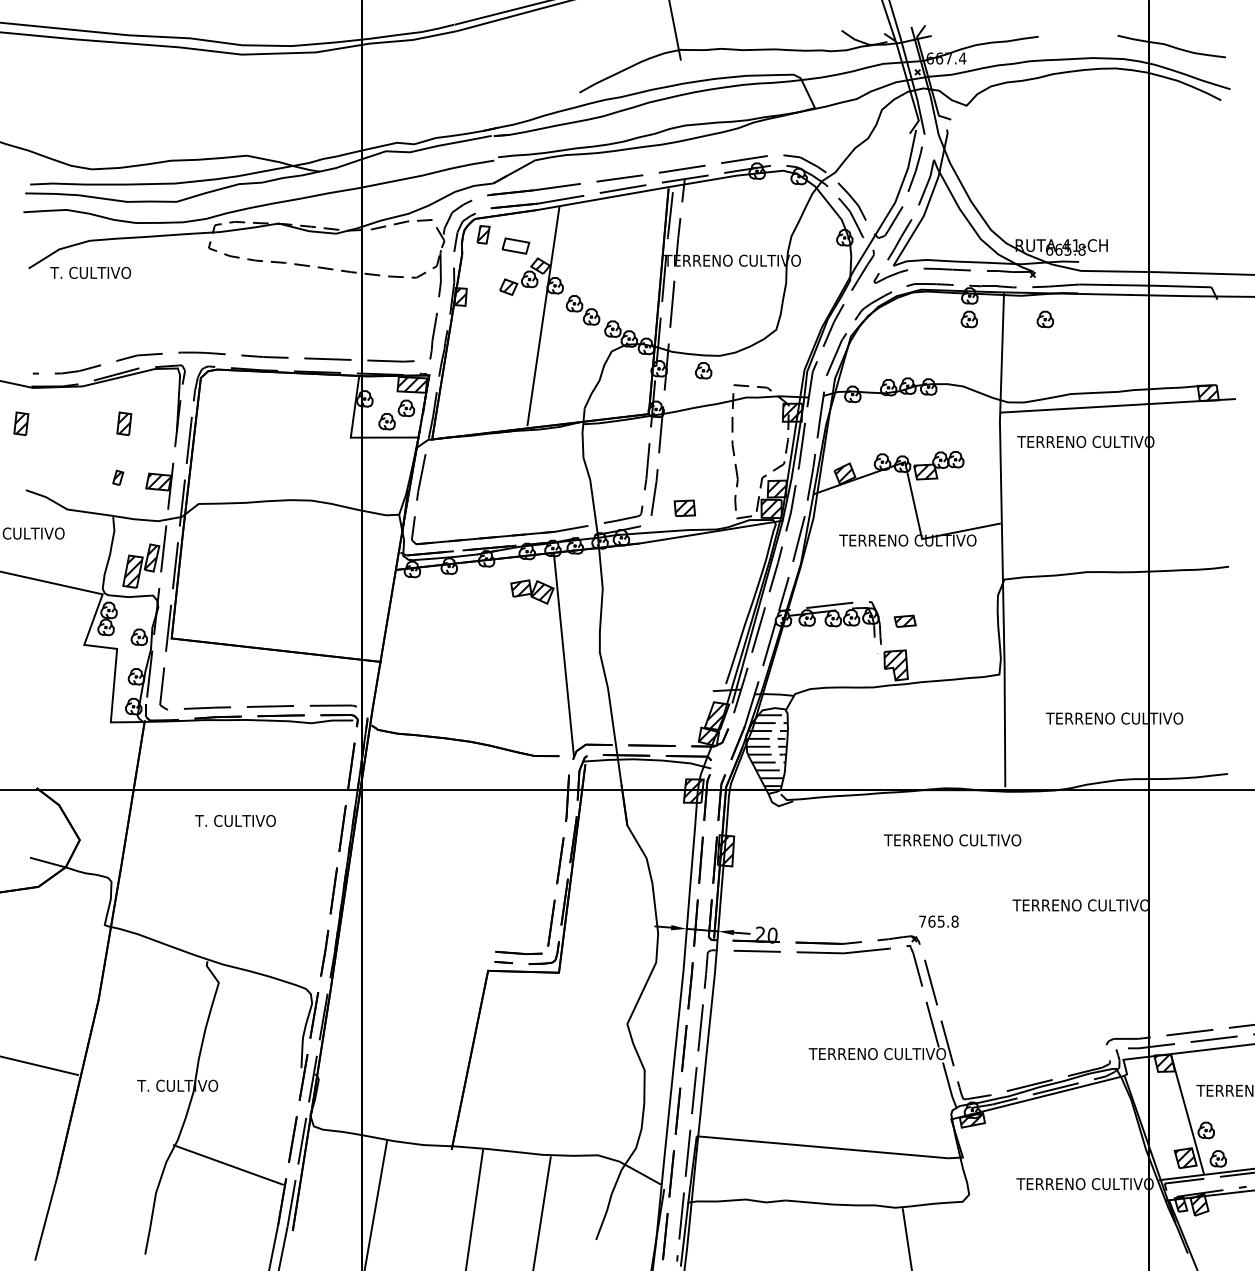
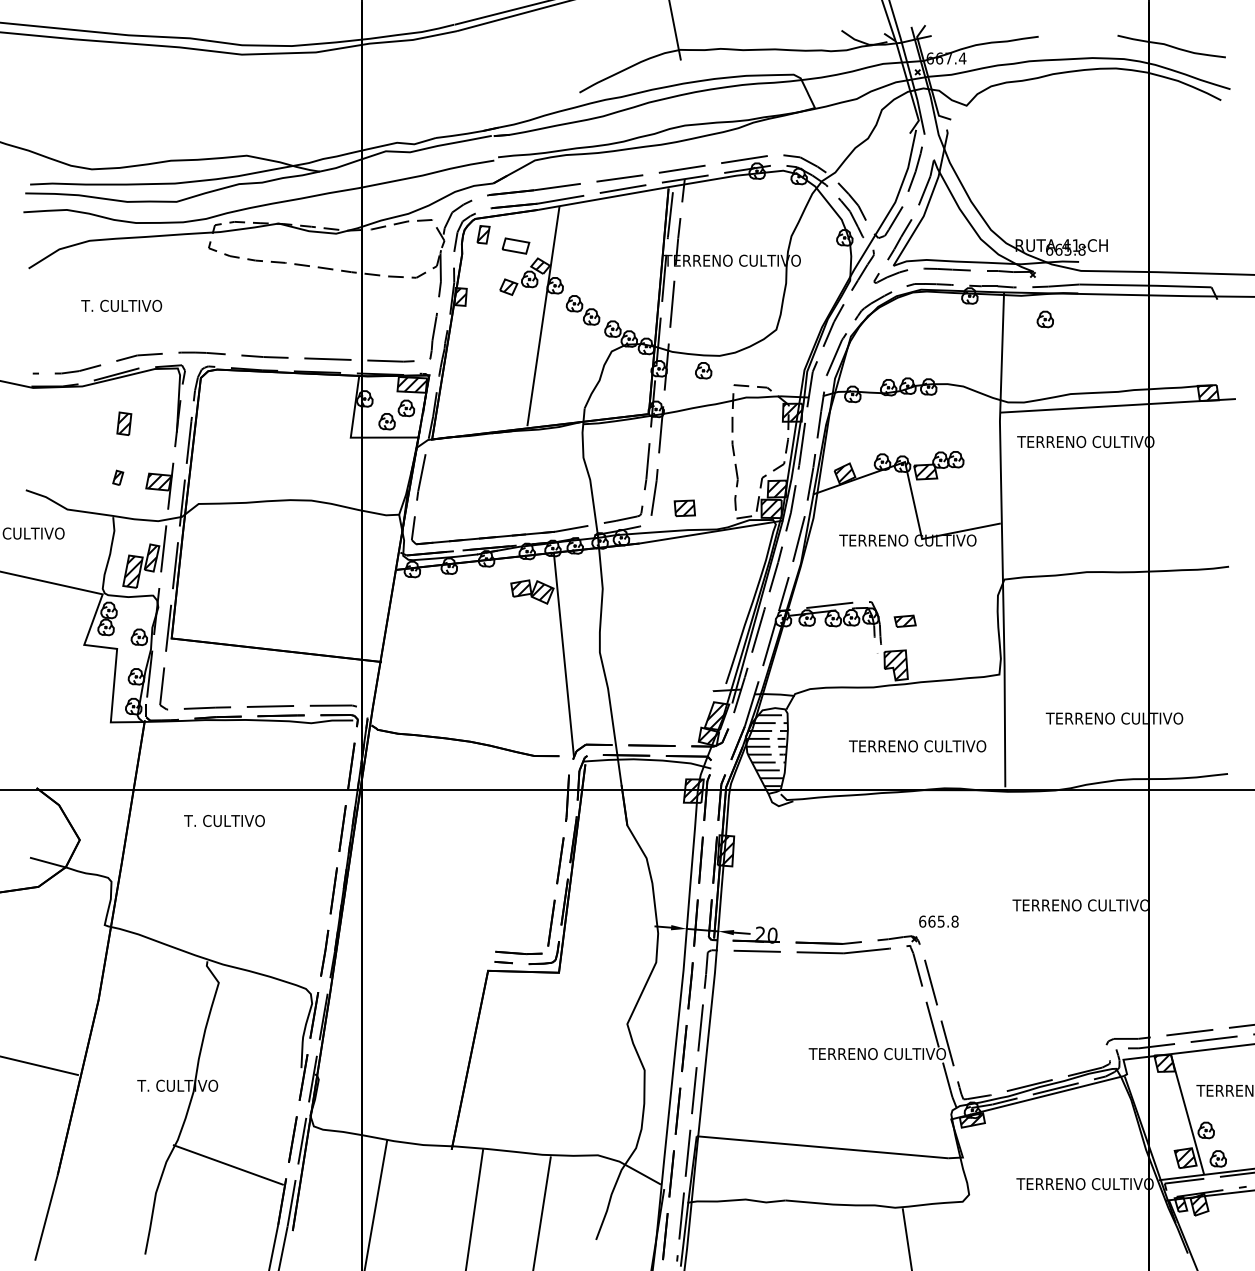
text position: (90, 272) -> (121, 305) (121, 305)
part: present -> none (968, 319)
part: present -> none (21, 423)
text position: (235, 820) -> (224, 820) (224, 820)
text position: (952, 840) -> (917, 746) (917, 746)
text: 765.8 -> 665.8 (922, 921)
